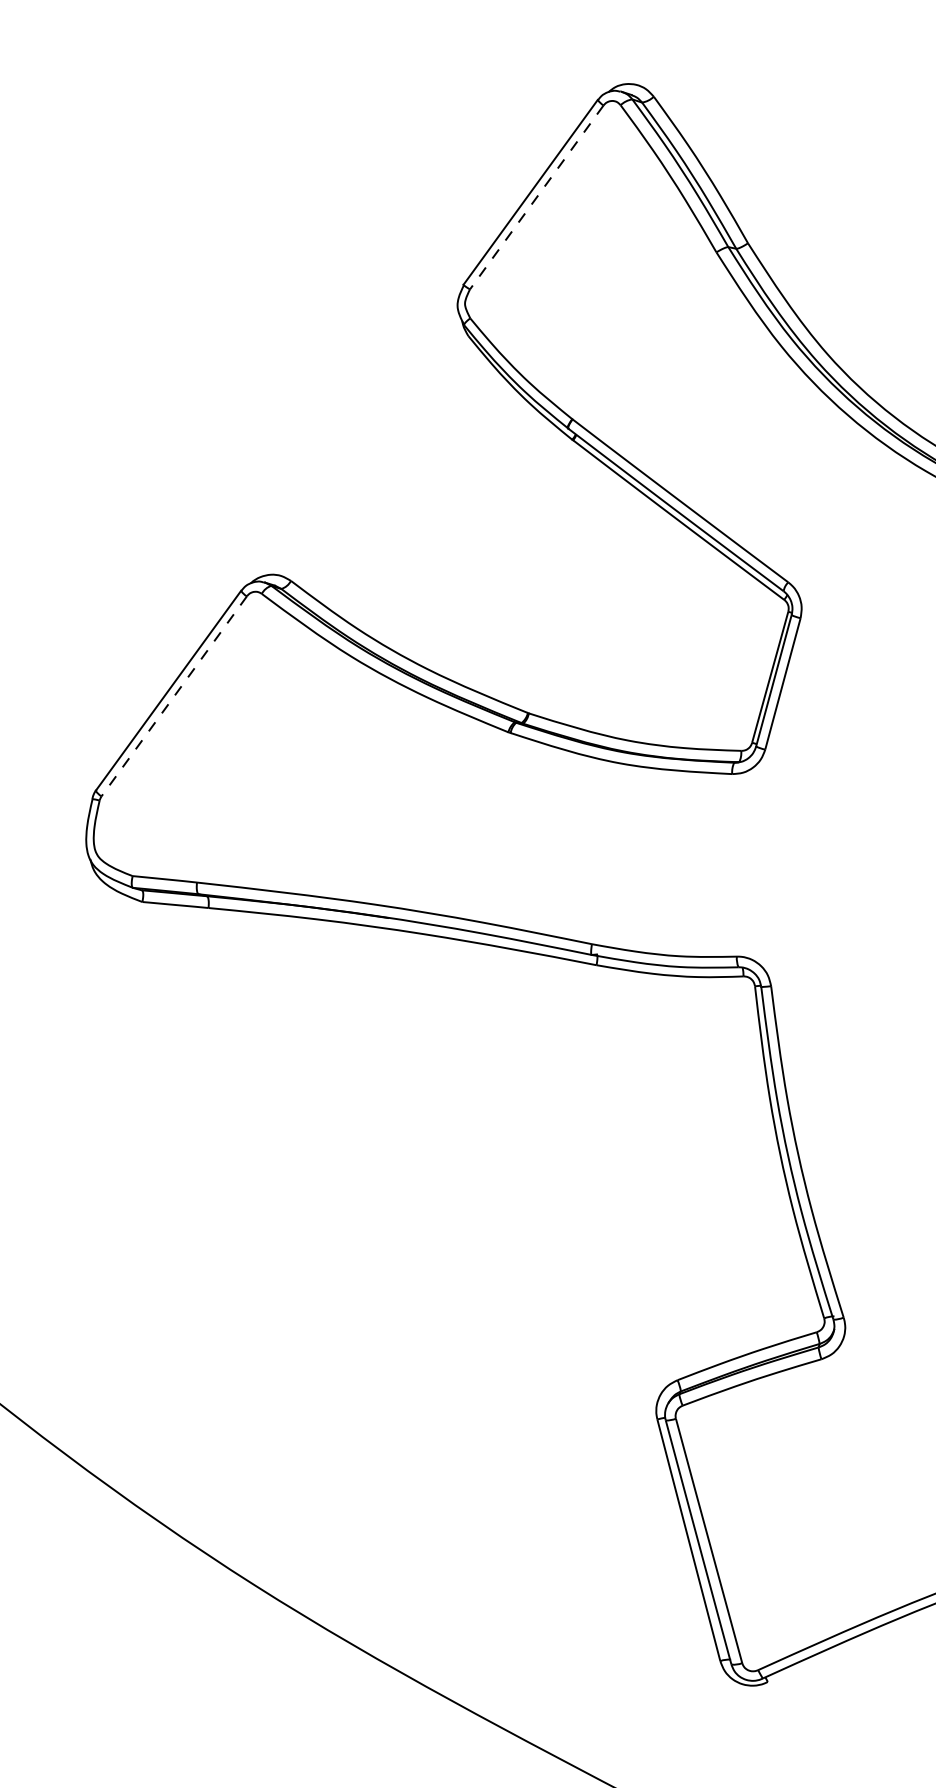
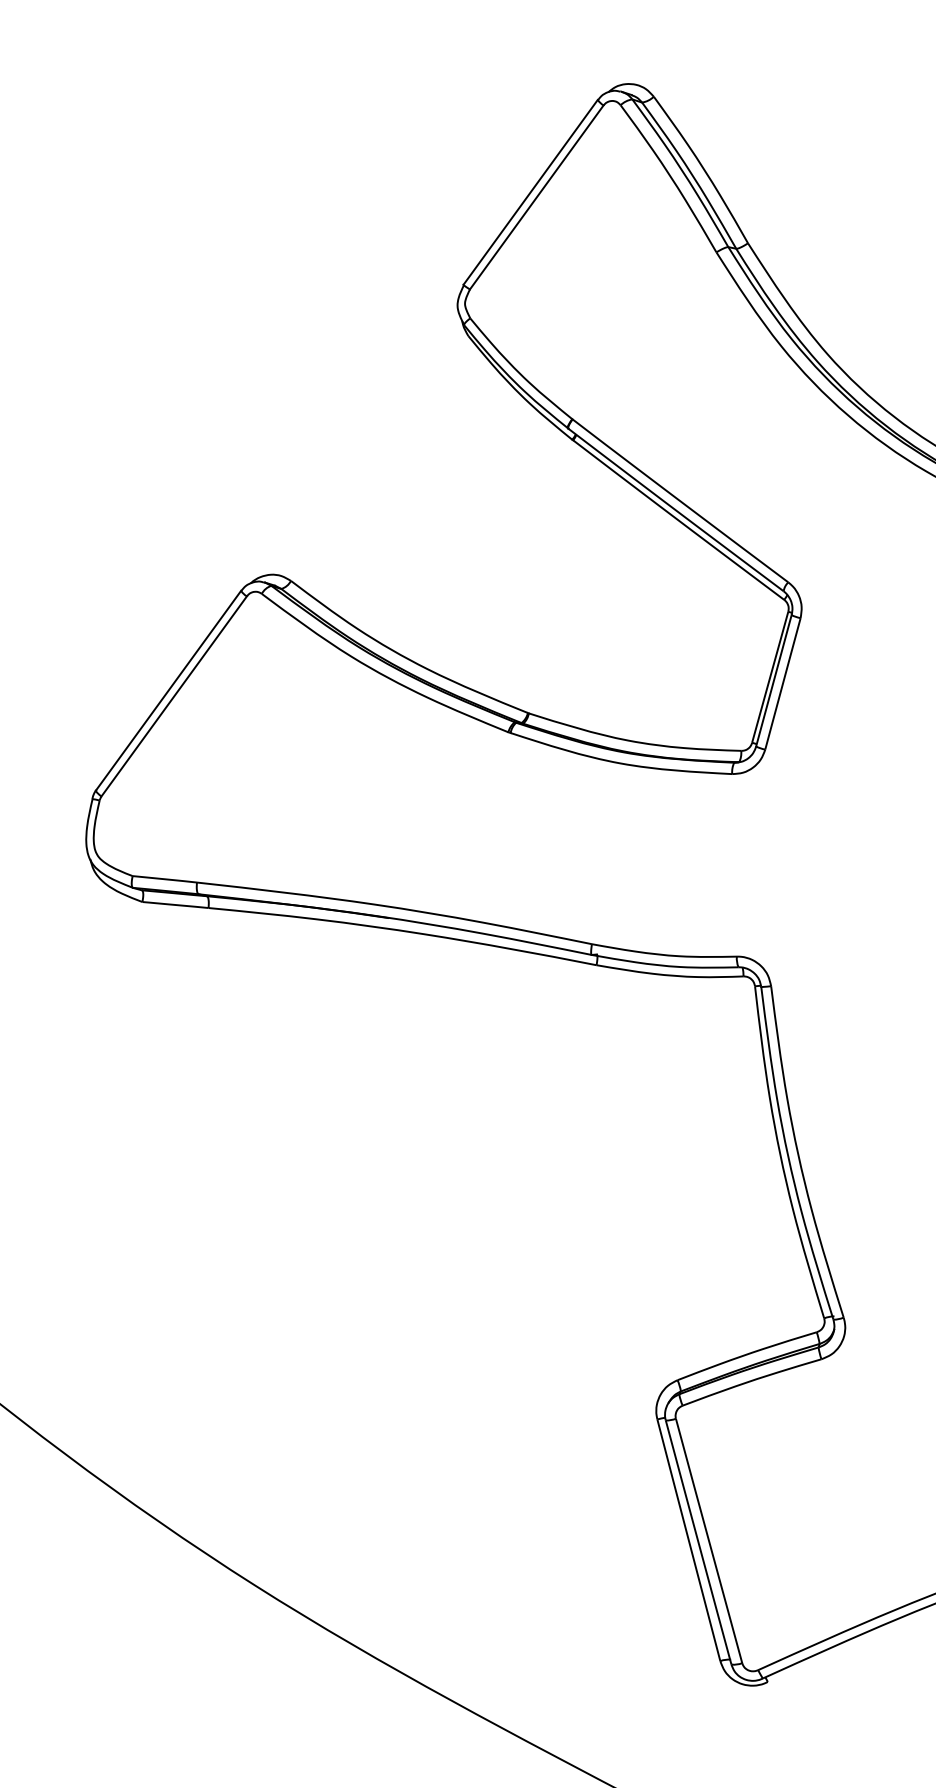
line: dashed -> solid (536, 197)
line: dashed -> solid (174, 696)
